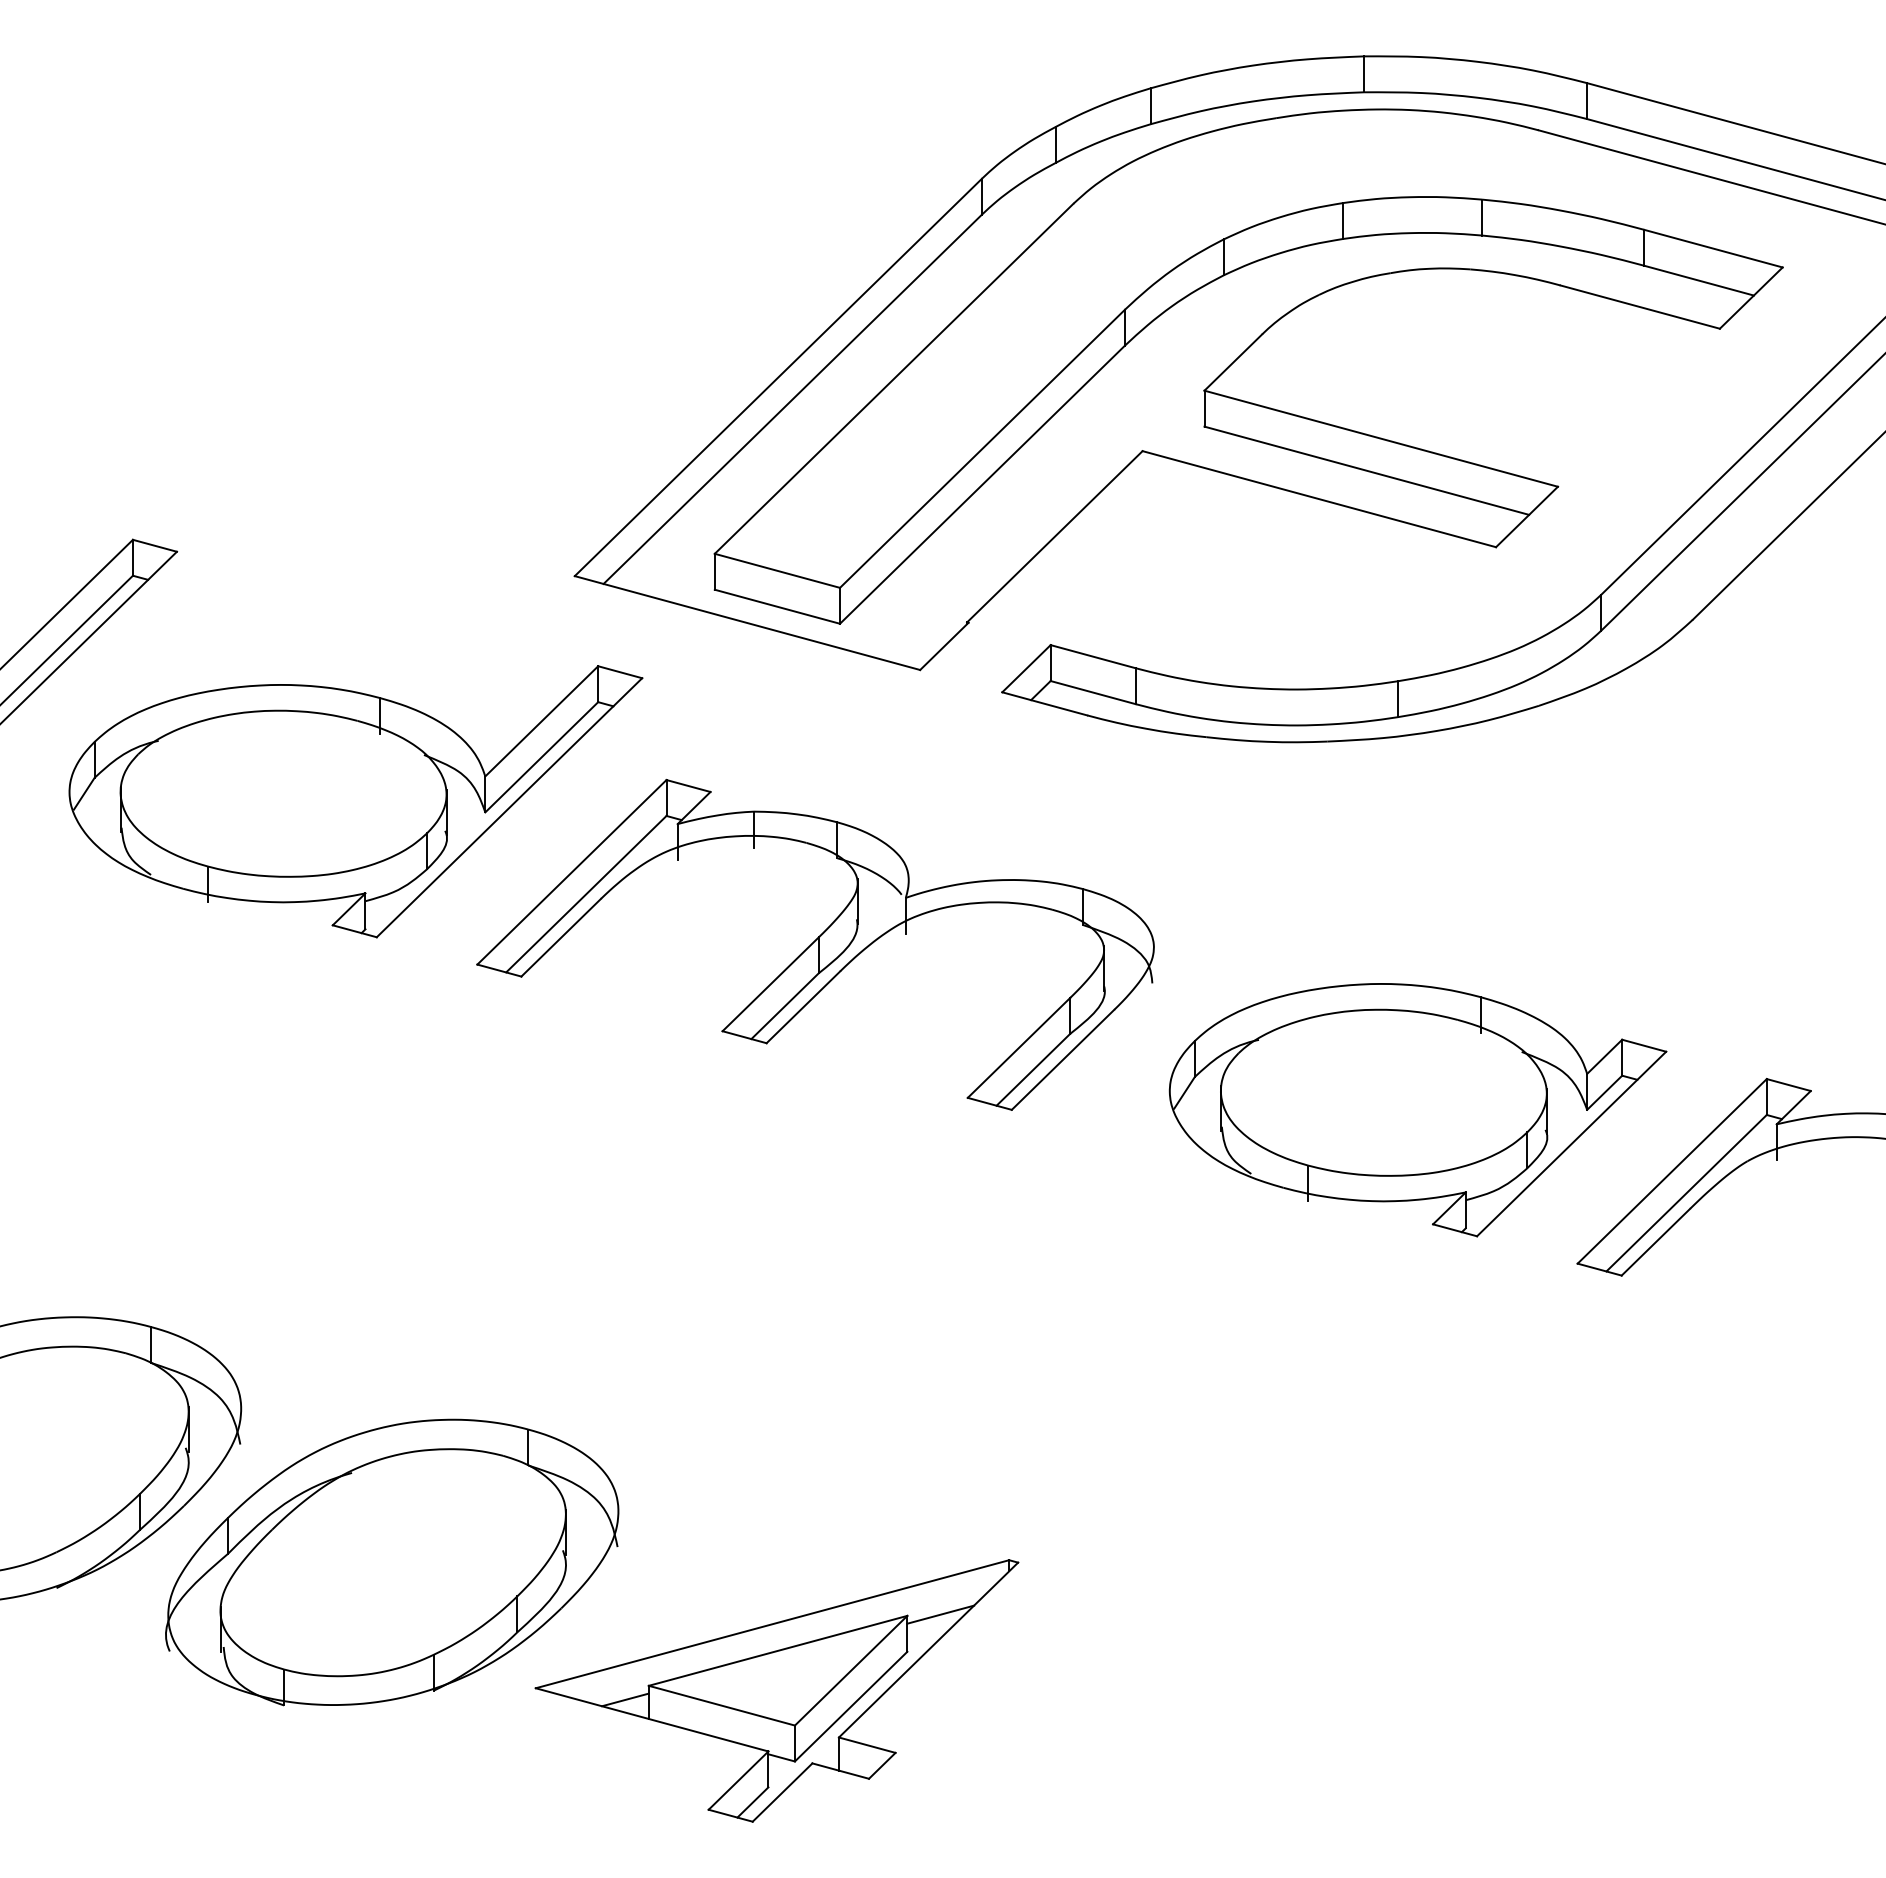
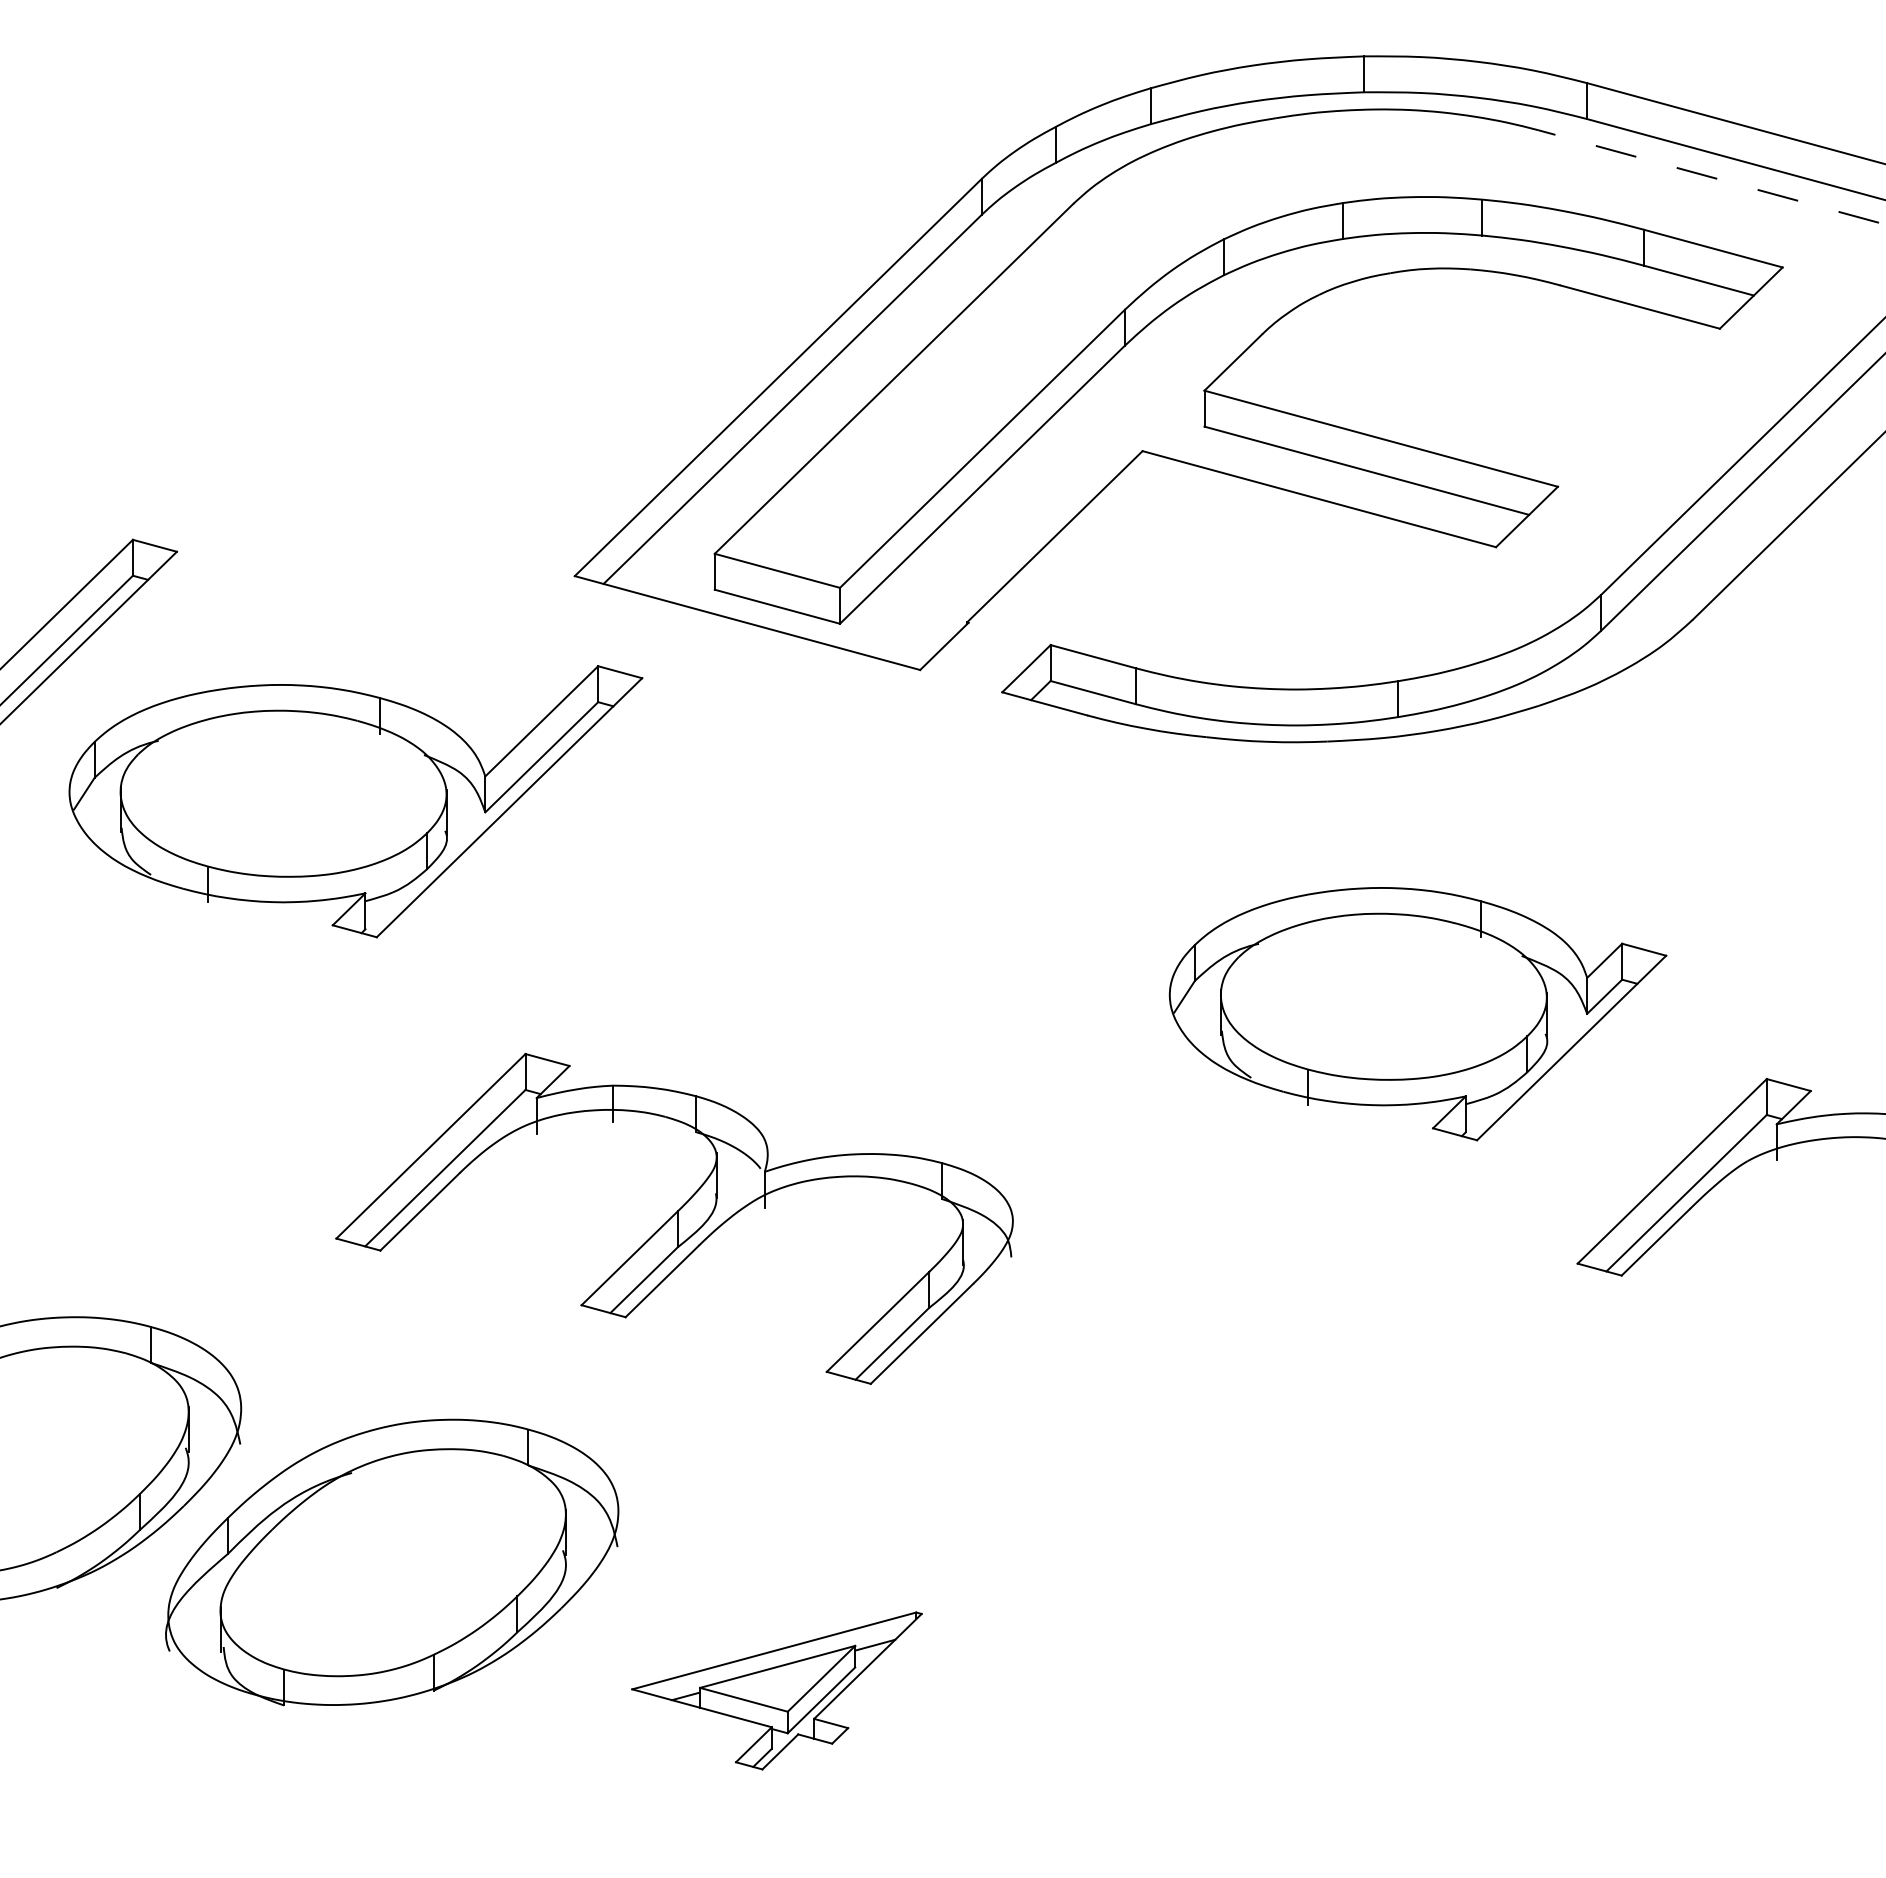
line: solid -> dashed (1712, 177)
part position: (815, 944) -> (674, 1218) (674, 1218)
part position: (1417, 1110) -> (1417, 1014) (1417, 1014)
part size: 486x264 px -> 292x160 px (776, 1690)
